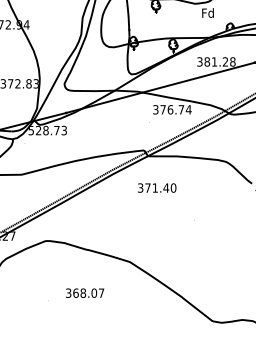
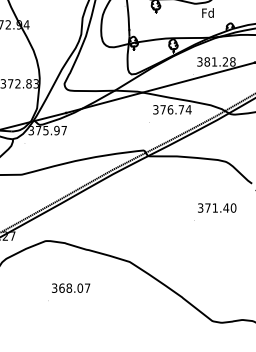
text: 528.73 -> 375.97 (47, 130)
text position: (157, 187) -> (217, 207) (217, 207)
text position: (85, 292) -> (71, 287) (71, 287)
